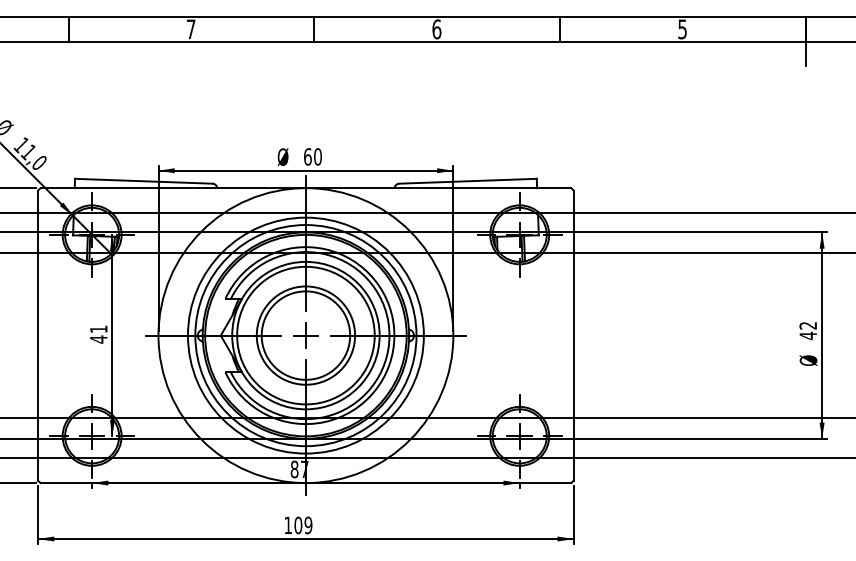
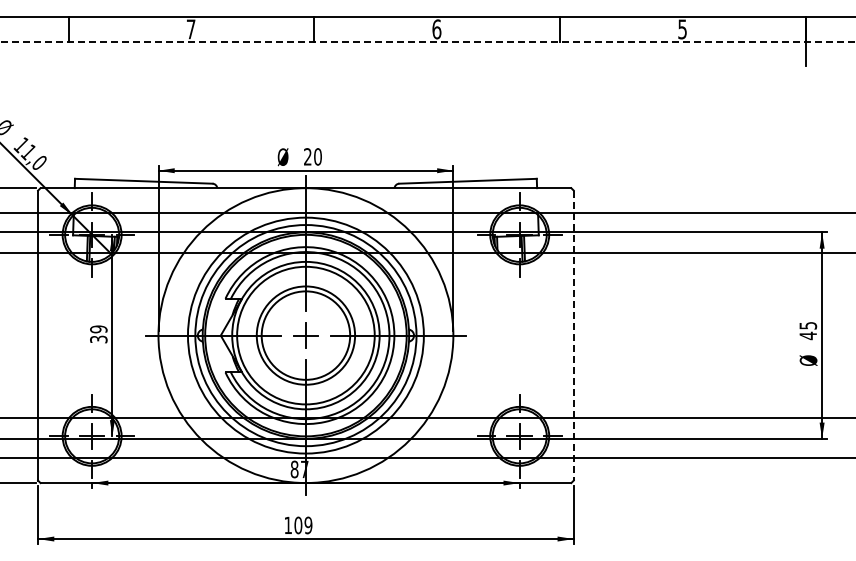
line: solid -> dashed (428, 41)
text: 60 -> 20 (307, 156)
text: 42 -> 45 (808, 325)
text: 41 -> 39 (98, 334)
line: solid -> dashed (573, 335)
